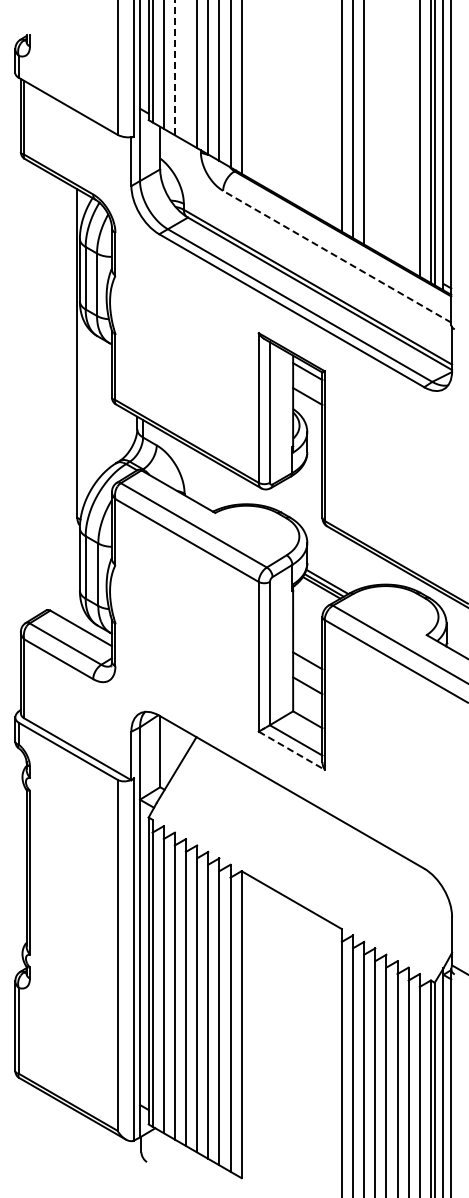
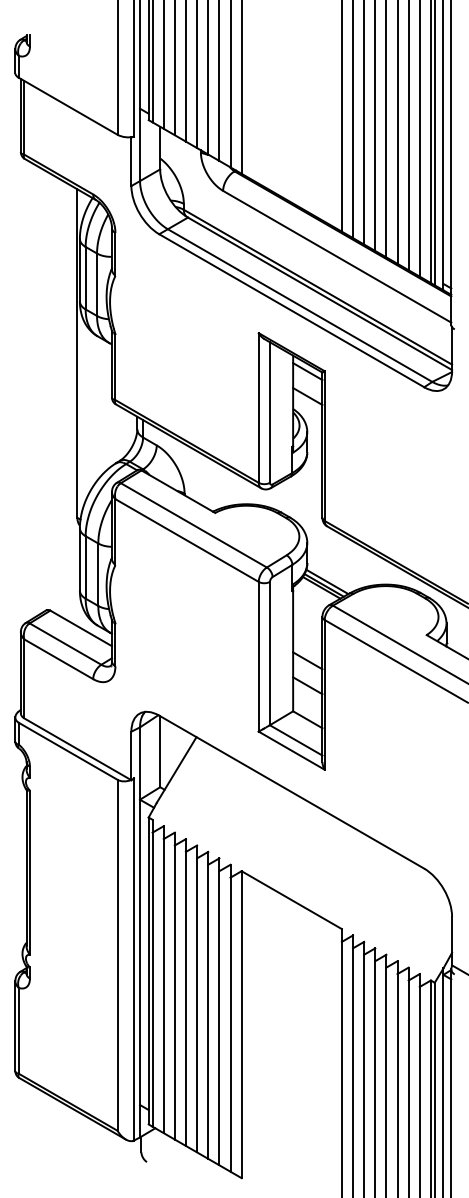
line: dashed -> solid (174, 67)
line: none -> present (185, 71)
line: none -> present (375, 126)
line: none -> present (386, 129)
line: none -> present (397, 132)
line: none -> present (408, 136)
line: dashed -> solid (337, 256)
line: dashed -> solid (292, 750)
